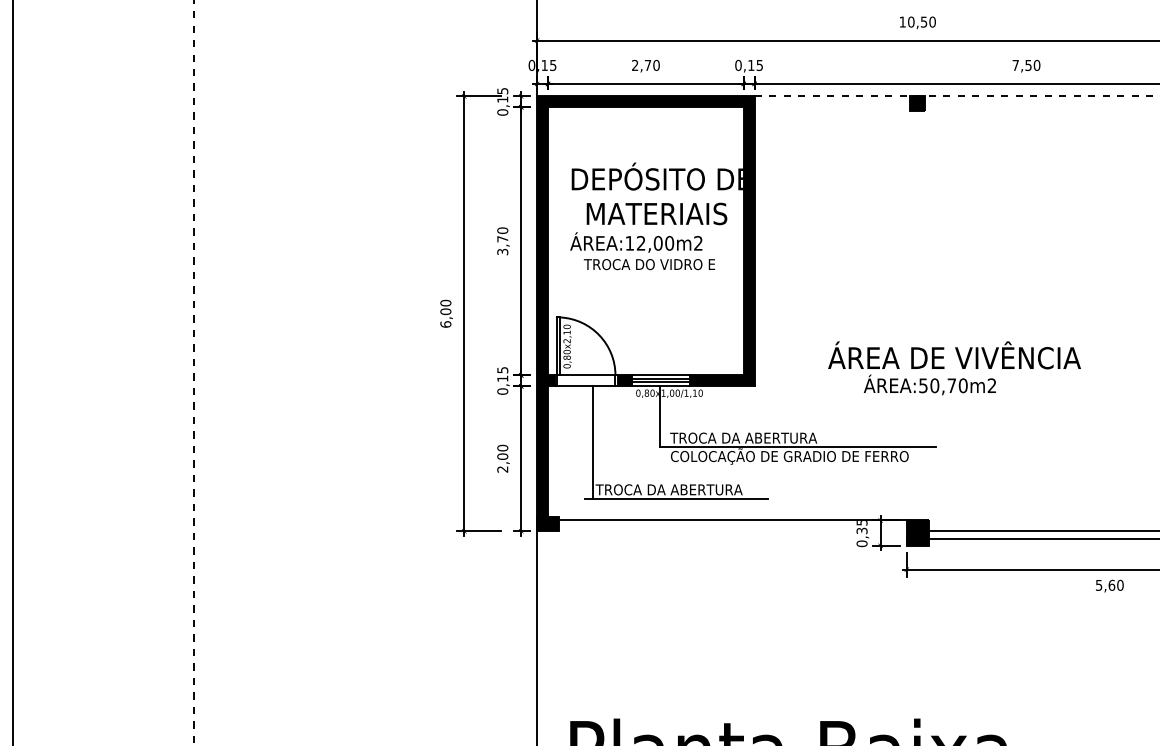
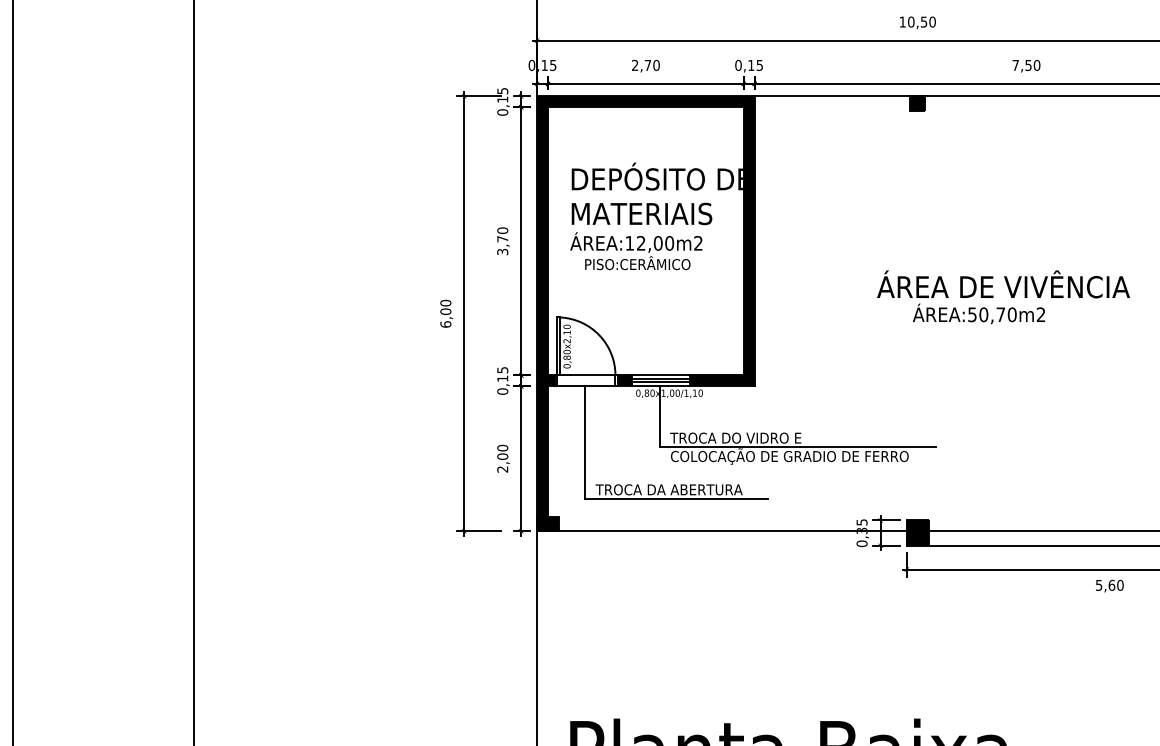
line: dashed -> solid (957, 96)
text position: (656, 213) -> (641, 213) (641, 213)
text: TROCA DO VIDRO E -> PISO:CERÂMICO (649, 263)
text position: (954, 368) -> (1003, 297) (1003, 297)
line: dashed -> solid (194, 372)
text: TROCA DA ABERTURA -> TROCA DO VIDRO E (774, 437)
line position: (593, 442) -> (585, 442) (585, 442)
line position: (721, 520) -> (721, 531) (721, 531)
line position: (1042, 538) -> (1042, 545) (1042, 545)
